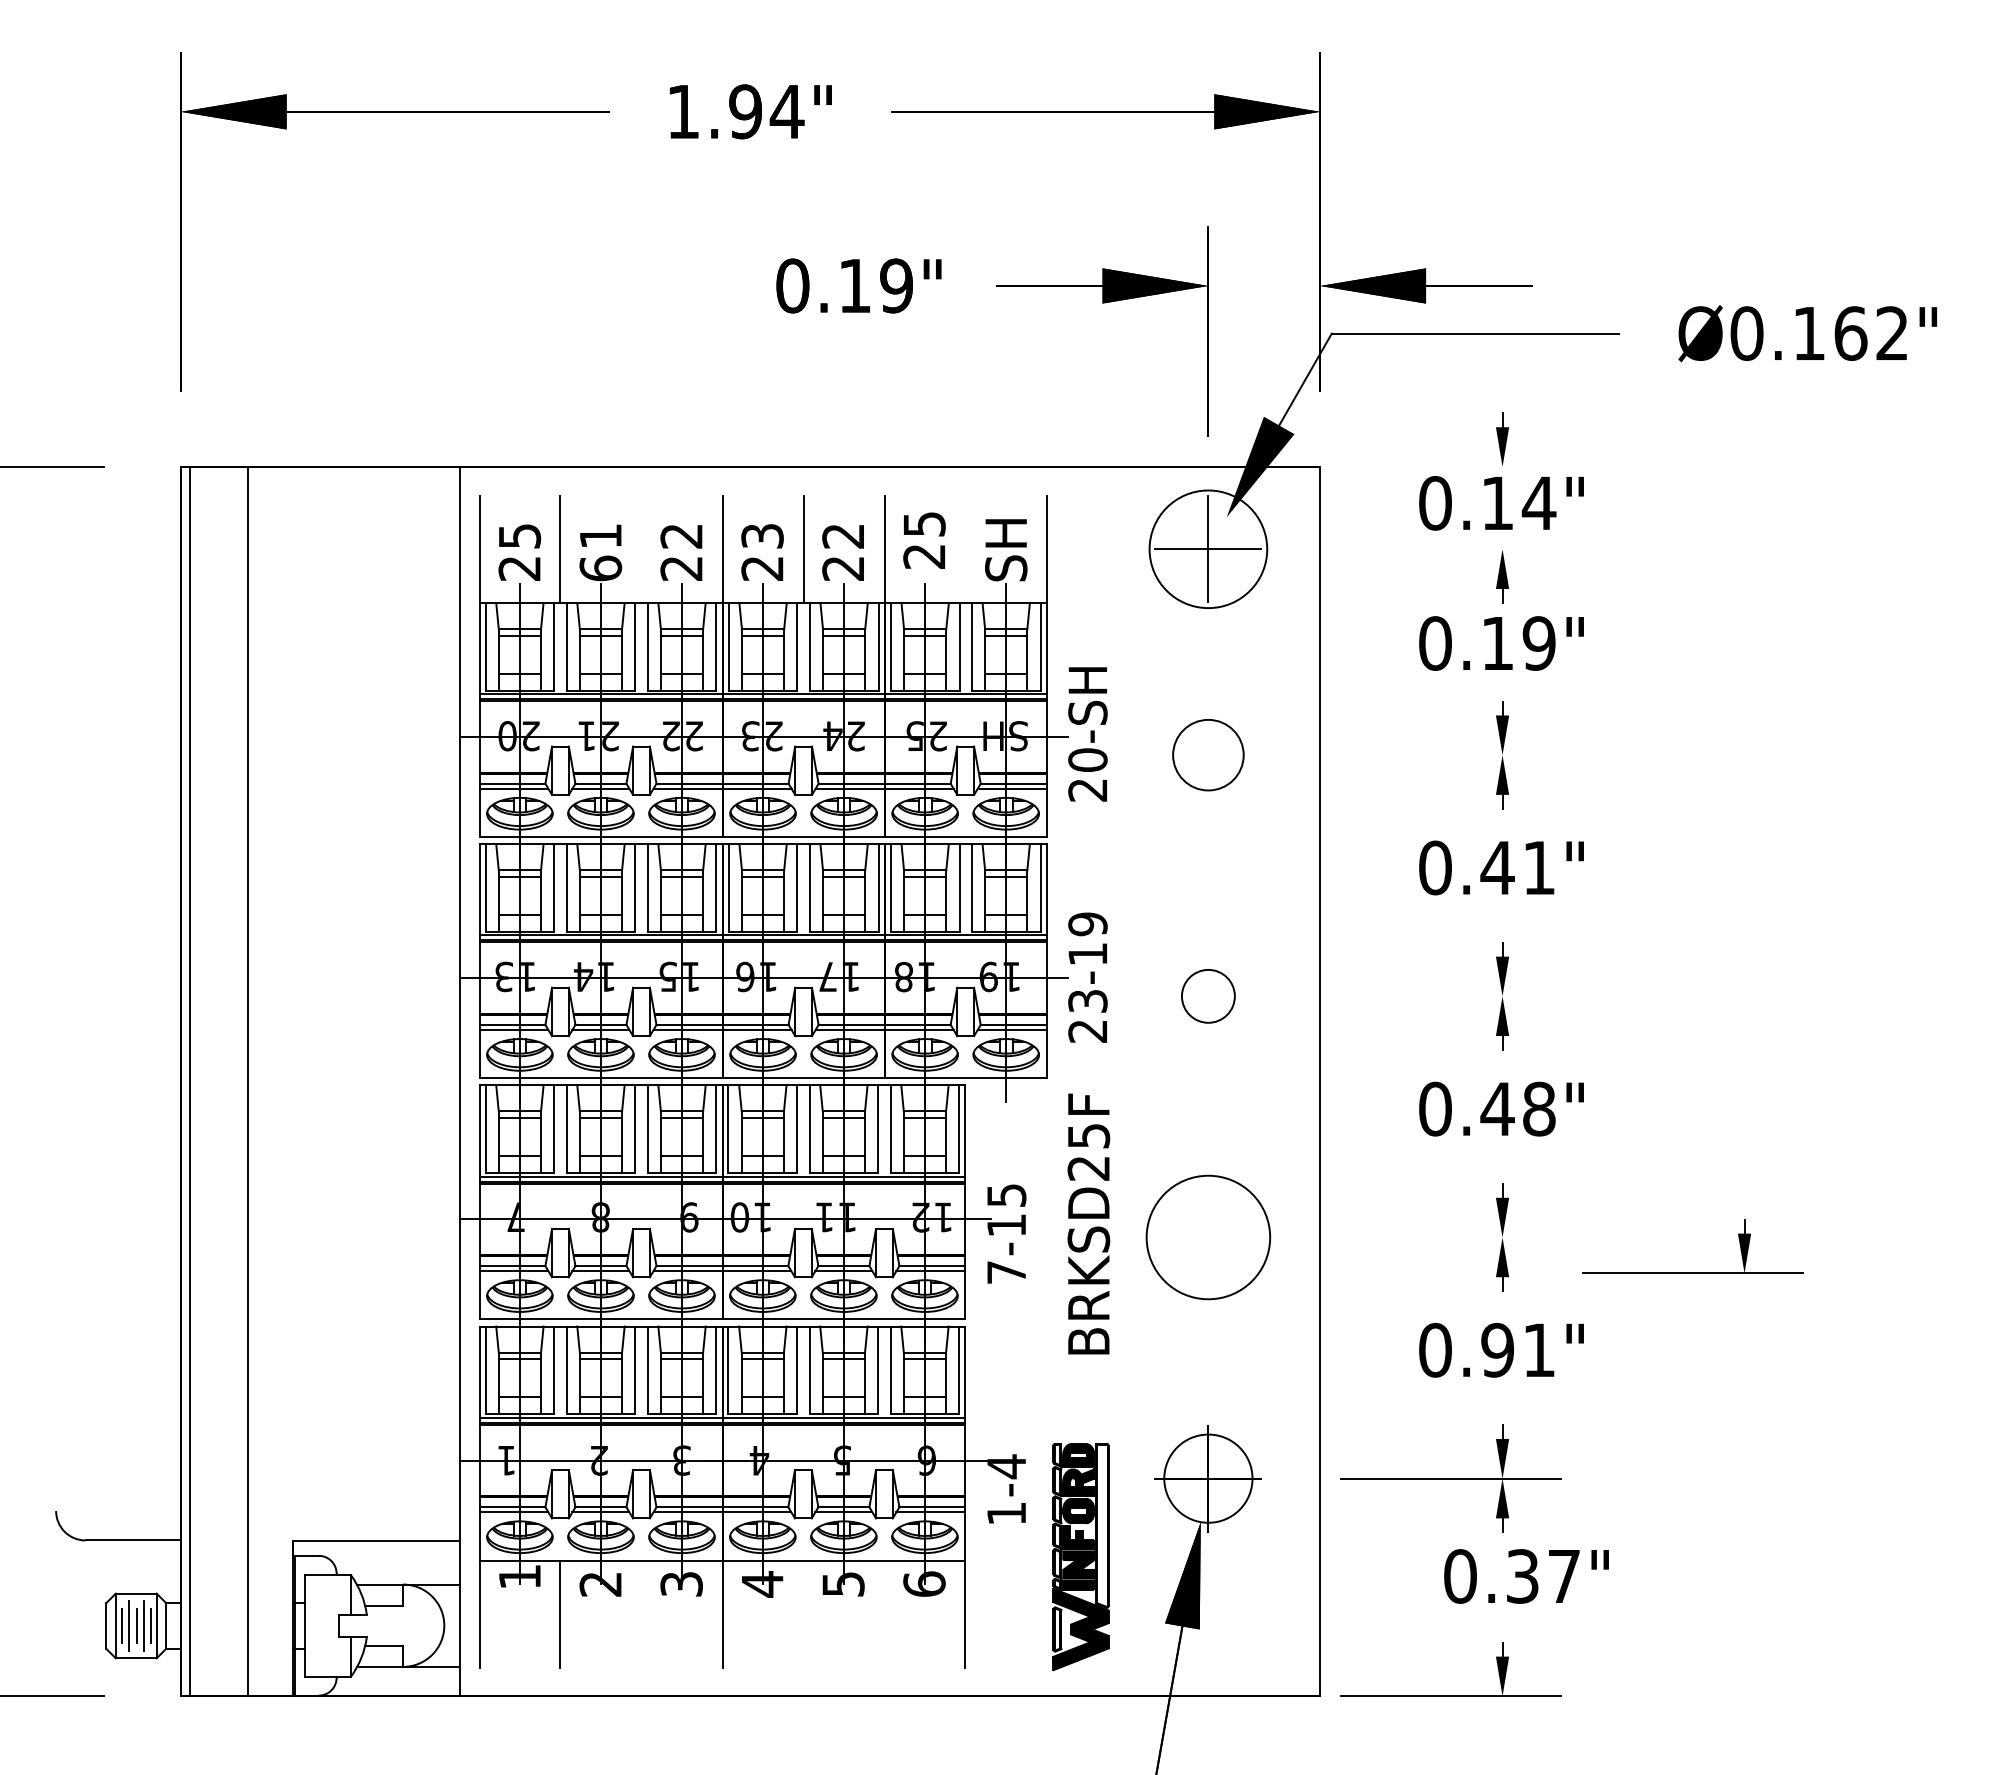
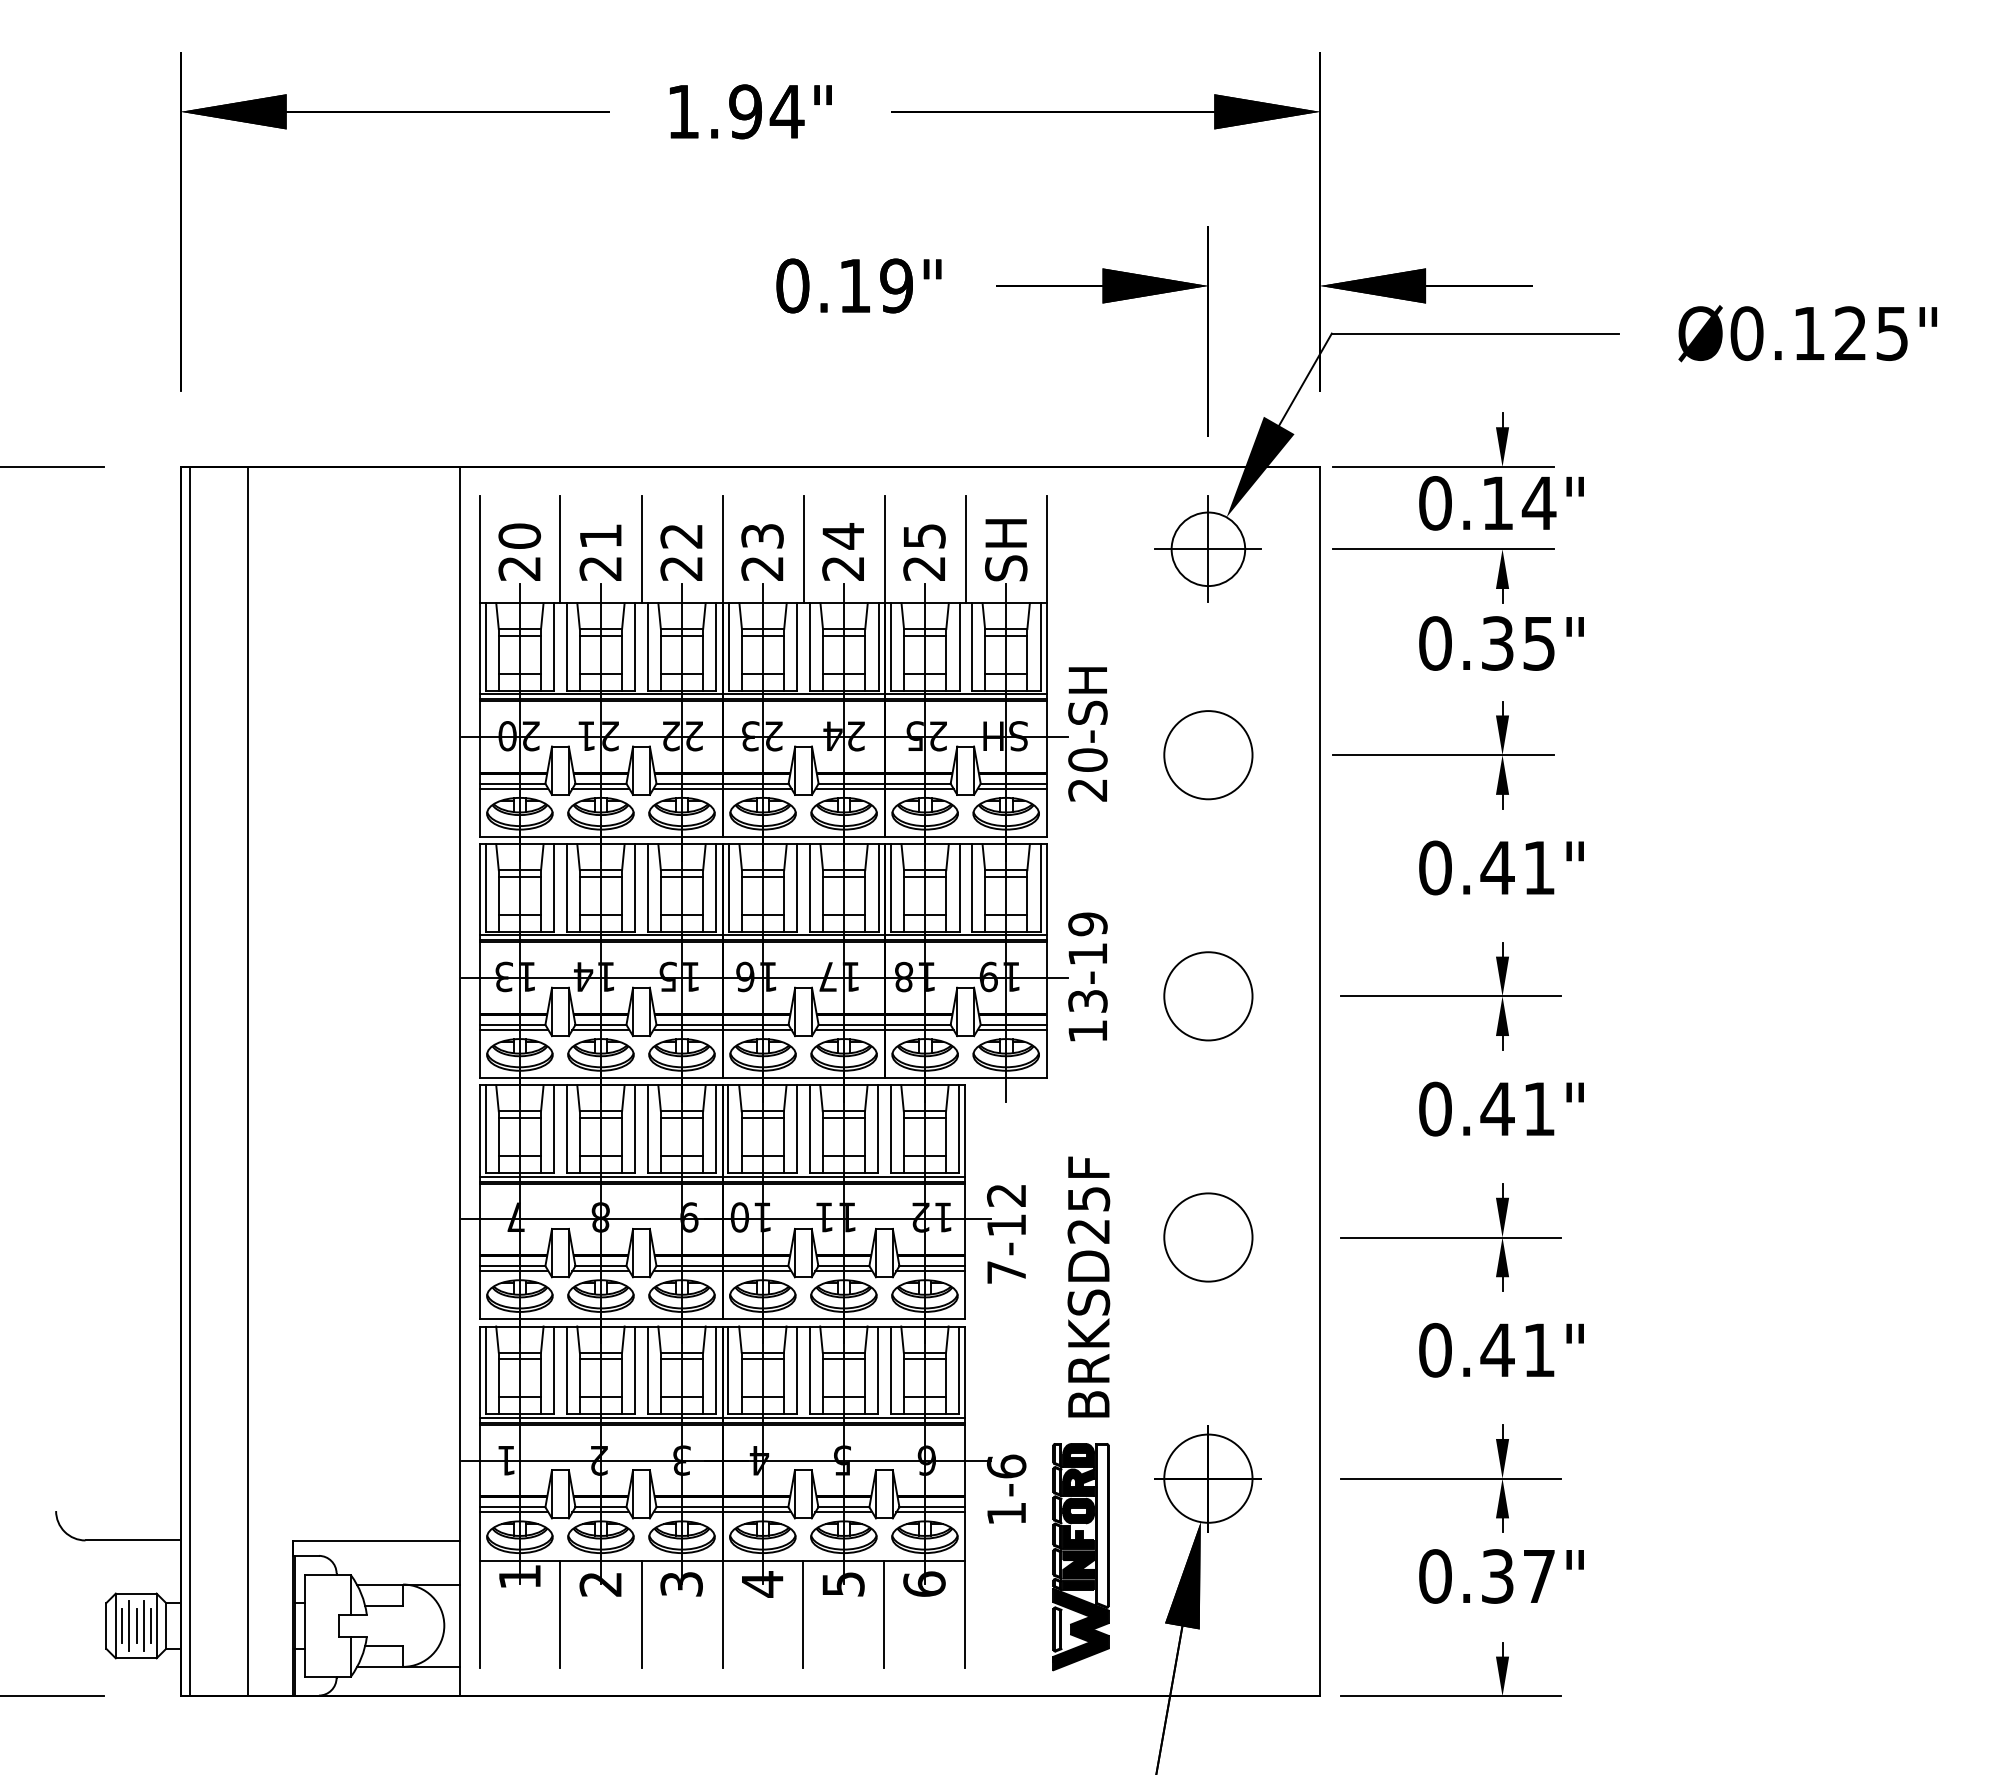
text: Ø0.162" -> Ø0.125" (1870, 333)
line: none -> present (1443, 466)
text: 25 -> 20 (519, 535)
text: 22 -> 24 (842, 536)
text position: (924, 540) -> (924, 552) (924, 552)
line: none -> present (641, 549)
line: none -> present (965, 549)
circle diameter: 118 px -> 74 px (1208, 549)
line: none -> present (1443, 549)
text: 61 -> 21 (600, 568)
text: 0.19" -> 0.35" (1518, 643)
circle diameter: 71 px -> 88 px (1208, 755)
line: none -> present (1443, 755)
circle diameter: 53 px -> 88 px (1208, 996)
line: none -> present (1450, 996)
text: 23-19 -> 13-19 (1087, 1031)
text: 0.48" -> 0.41" (1539, 1108)
text: 7-15 -> 7-12 (1006, 1195)
text position: (1088, 1223) -> (1088, 1286) (1088, 1286)
circle diameter: 124 px -> 88 px (1208, 1237)
line: none -> present (1450, 1237)
part: present -> none (1692, 1272)
text: 0.91" -> 0.41" (1497, 1350)
text: 1-4 -> 1-6 (1006, 1466)
text position: (1526, 1576) -> (1501, 1576) (1501, 1576)
line: none -> present (641, 1613)
line: none -> present (803, 1613)
line: none -> present (884, 1613)
